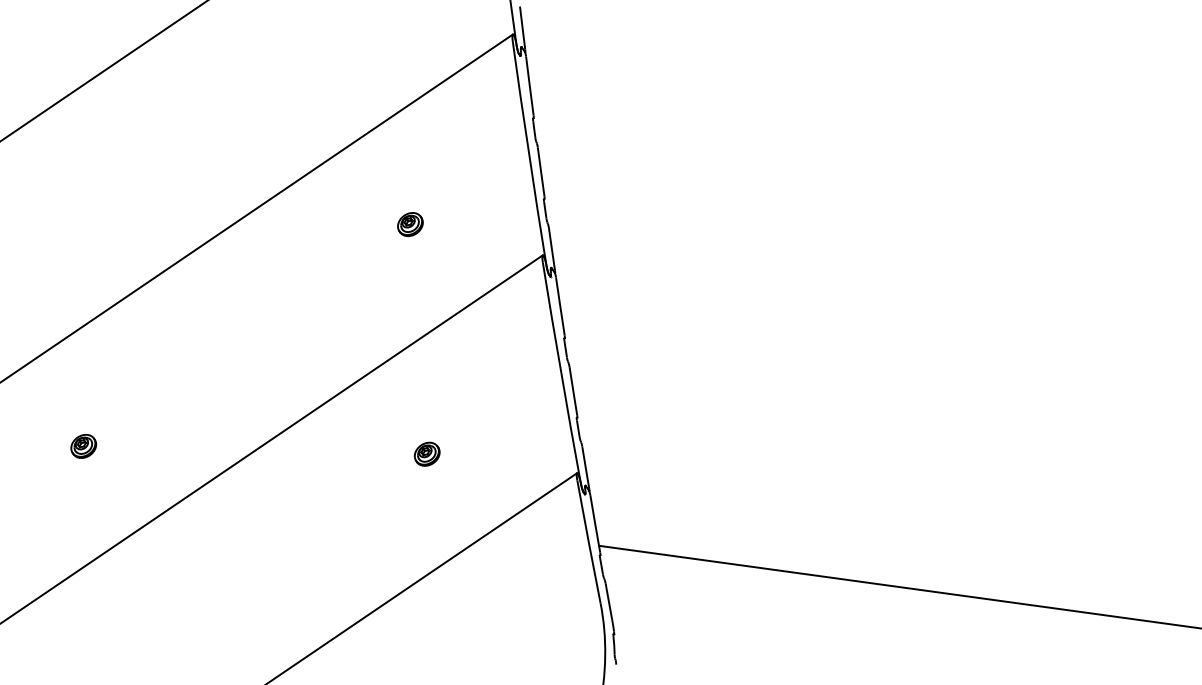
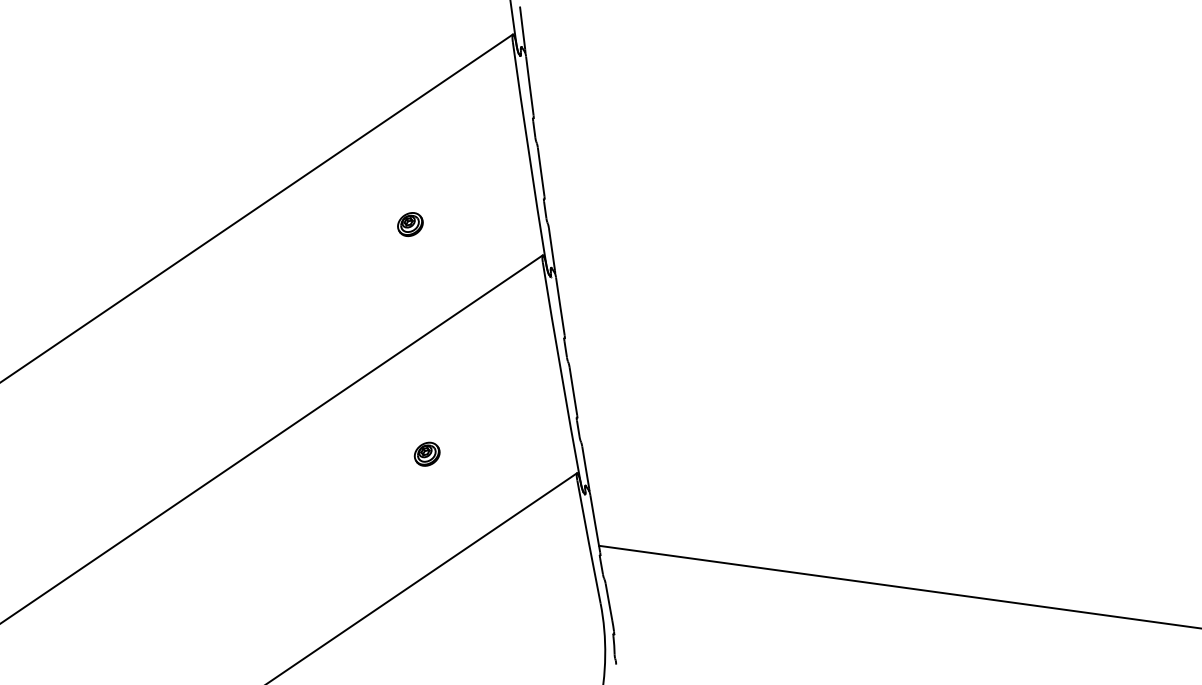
line: present -> none (103, 70)
part: present -> none (83, 446)
